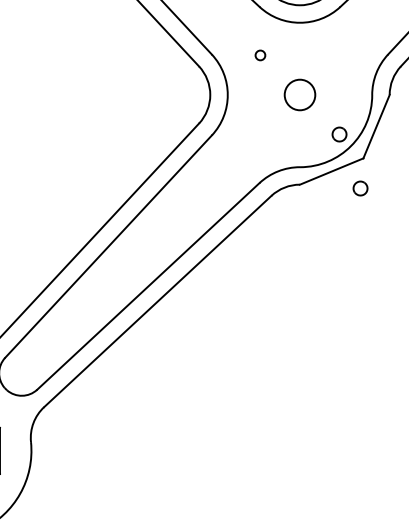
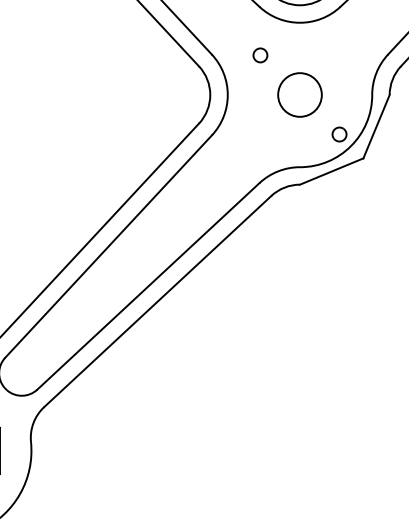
circle size: 13x13 px -> 17x17 px (260, 55)
circle diameter: 31 px -> 44 px (299, 94)
part: present -> none (360, 188)
